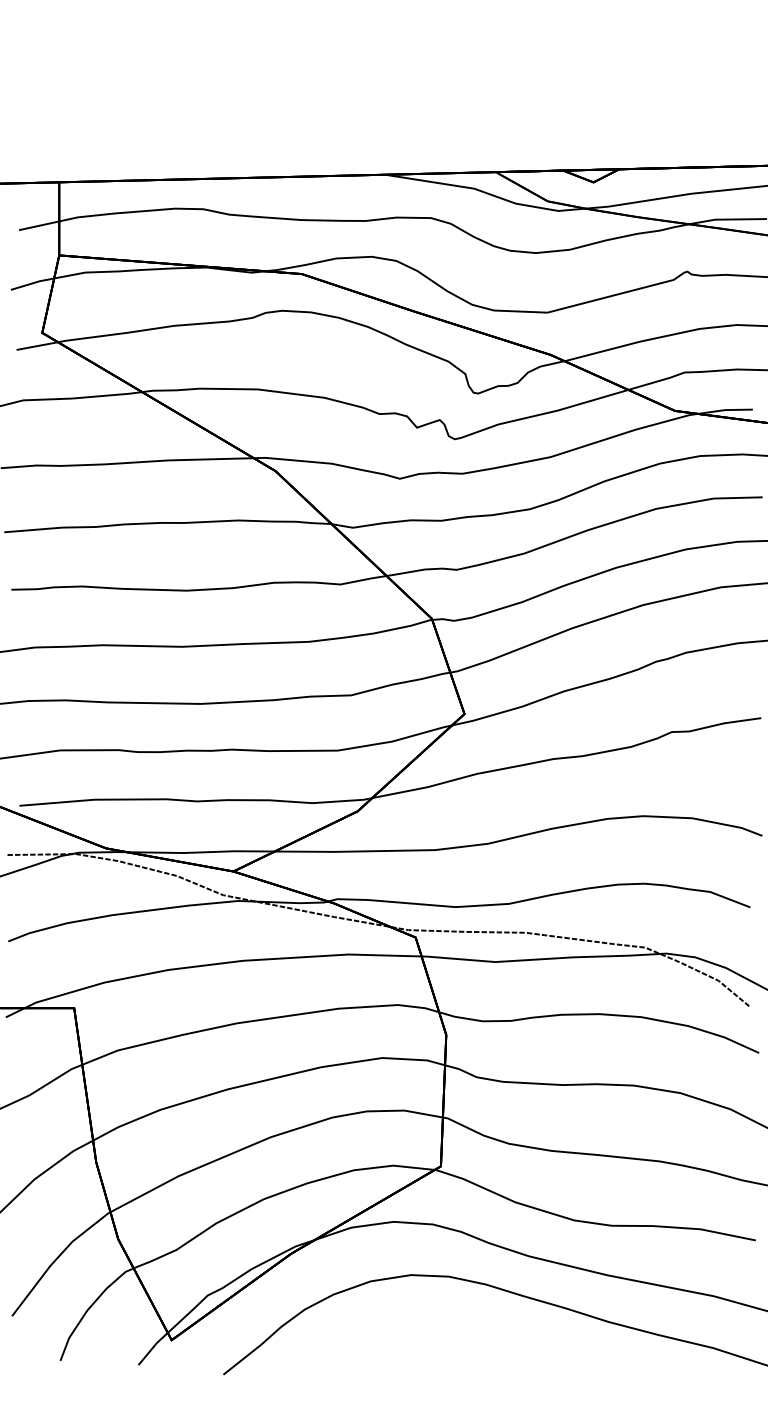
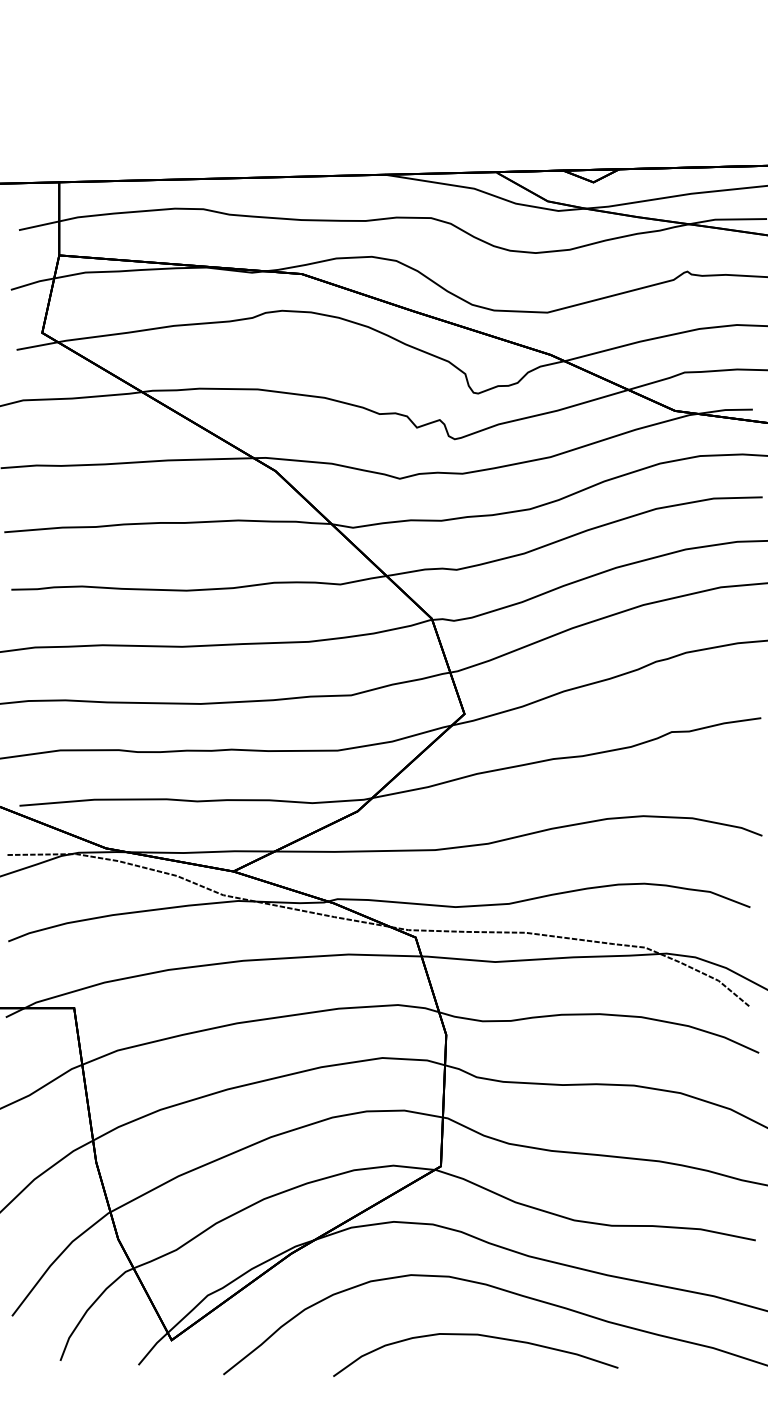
curve: none -> present (481, 1336)
